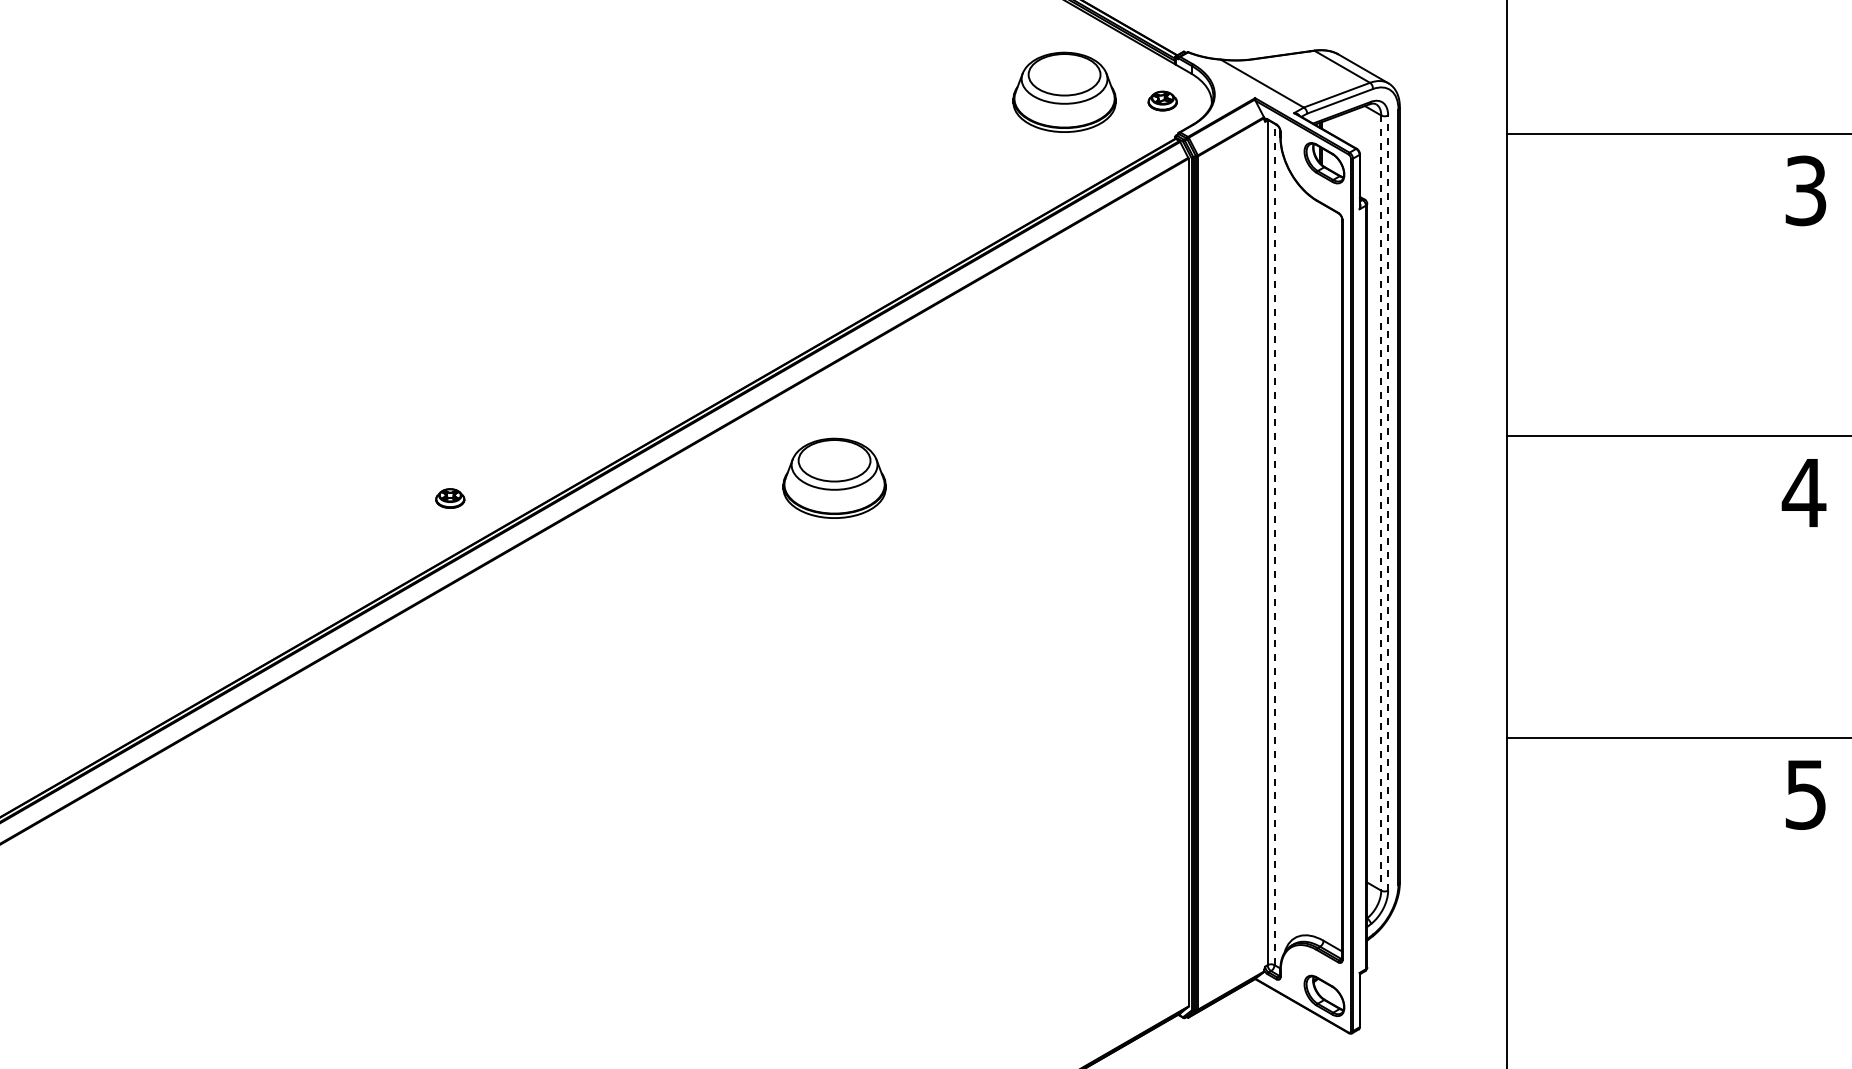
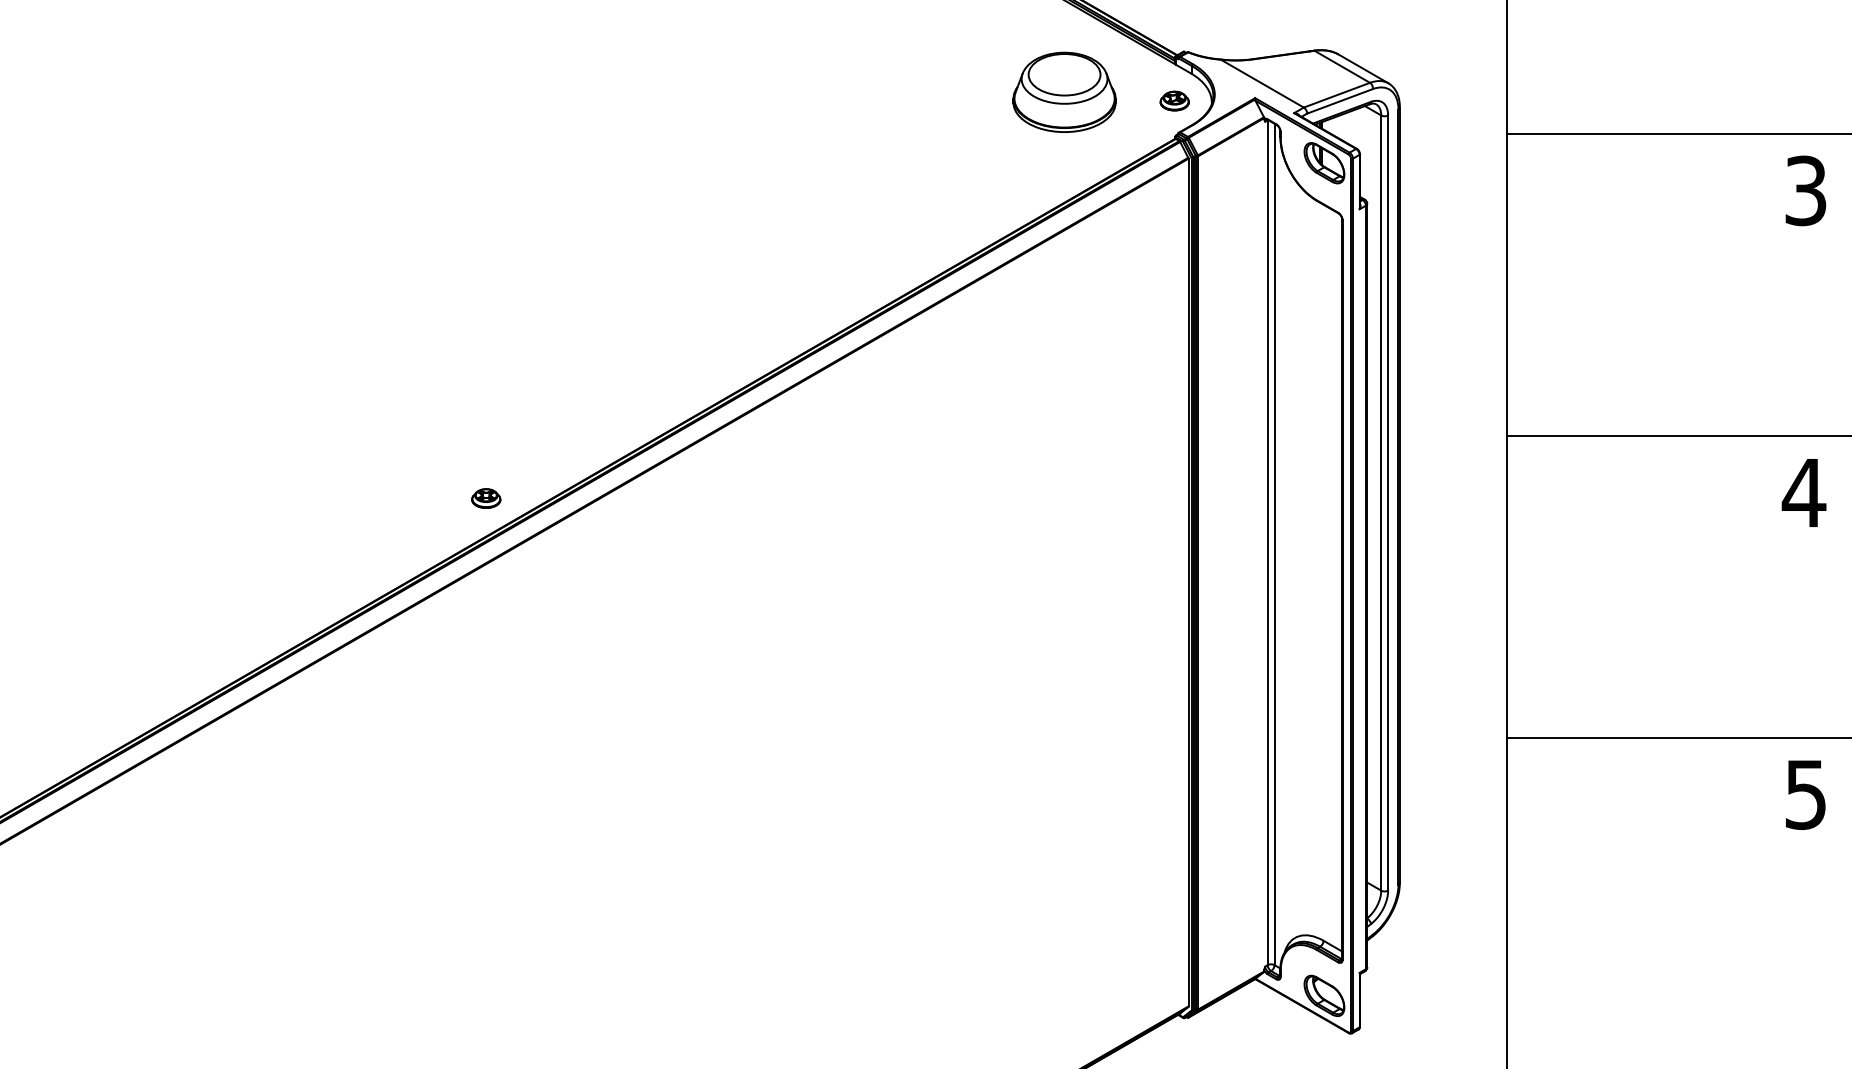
part position: (1162, 100) -> (1174, 100) (1174, 100)
part: present -> none (834, 477)
part position: (450, 498) -> (486, 498) (486, 498)
line: dashed -> solid (1381, 503)
line: dashed -> solid (1388, 503)
line: dashed -> solid (1274, 544)
